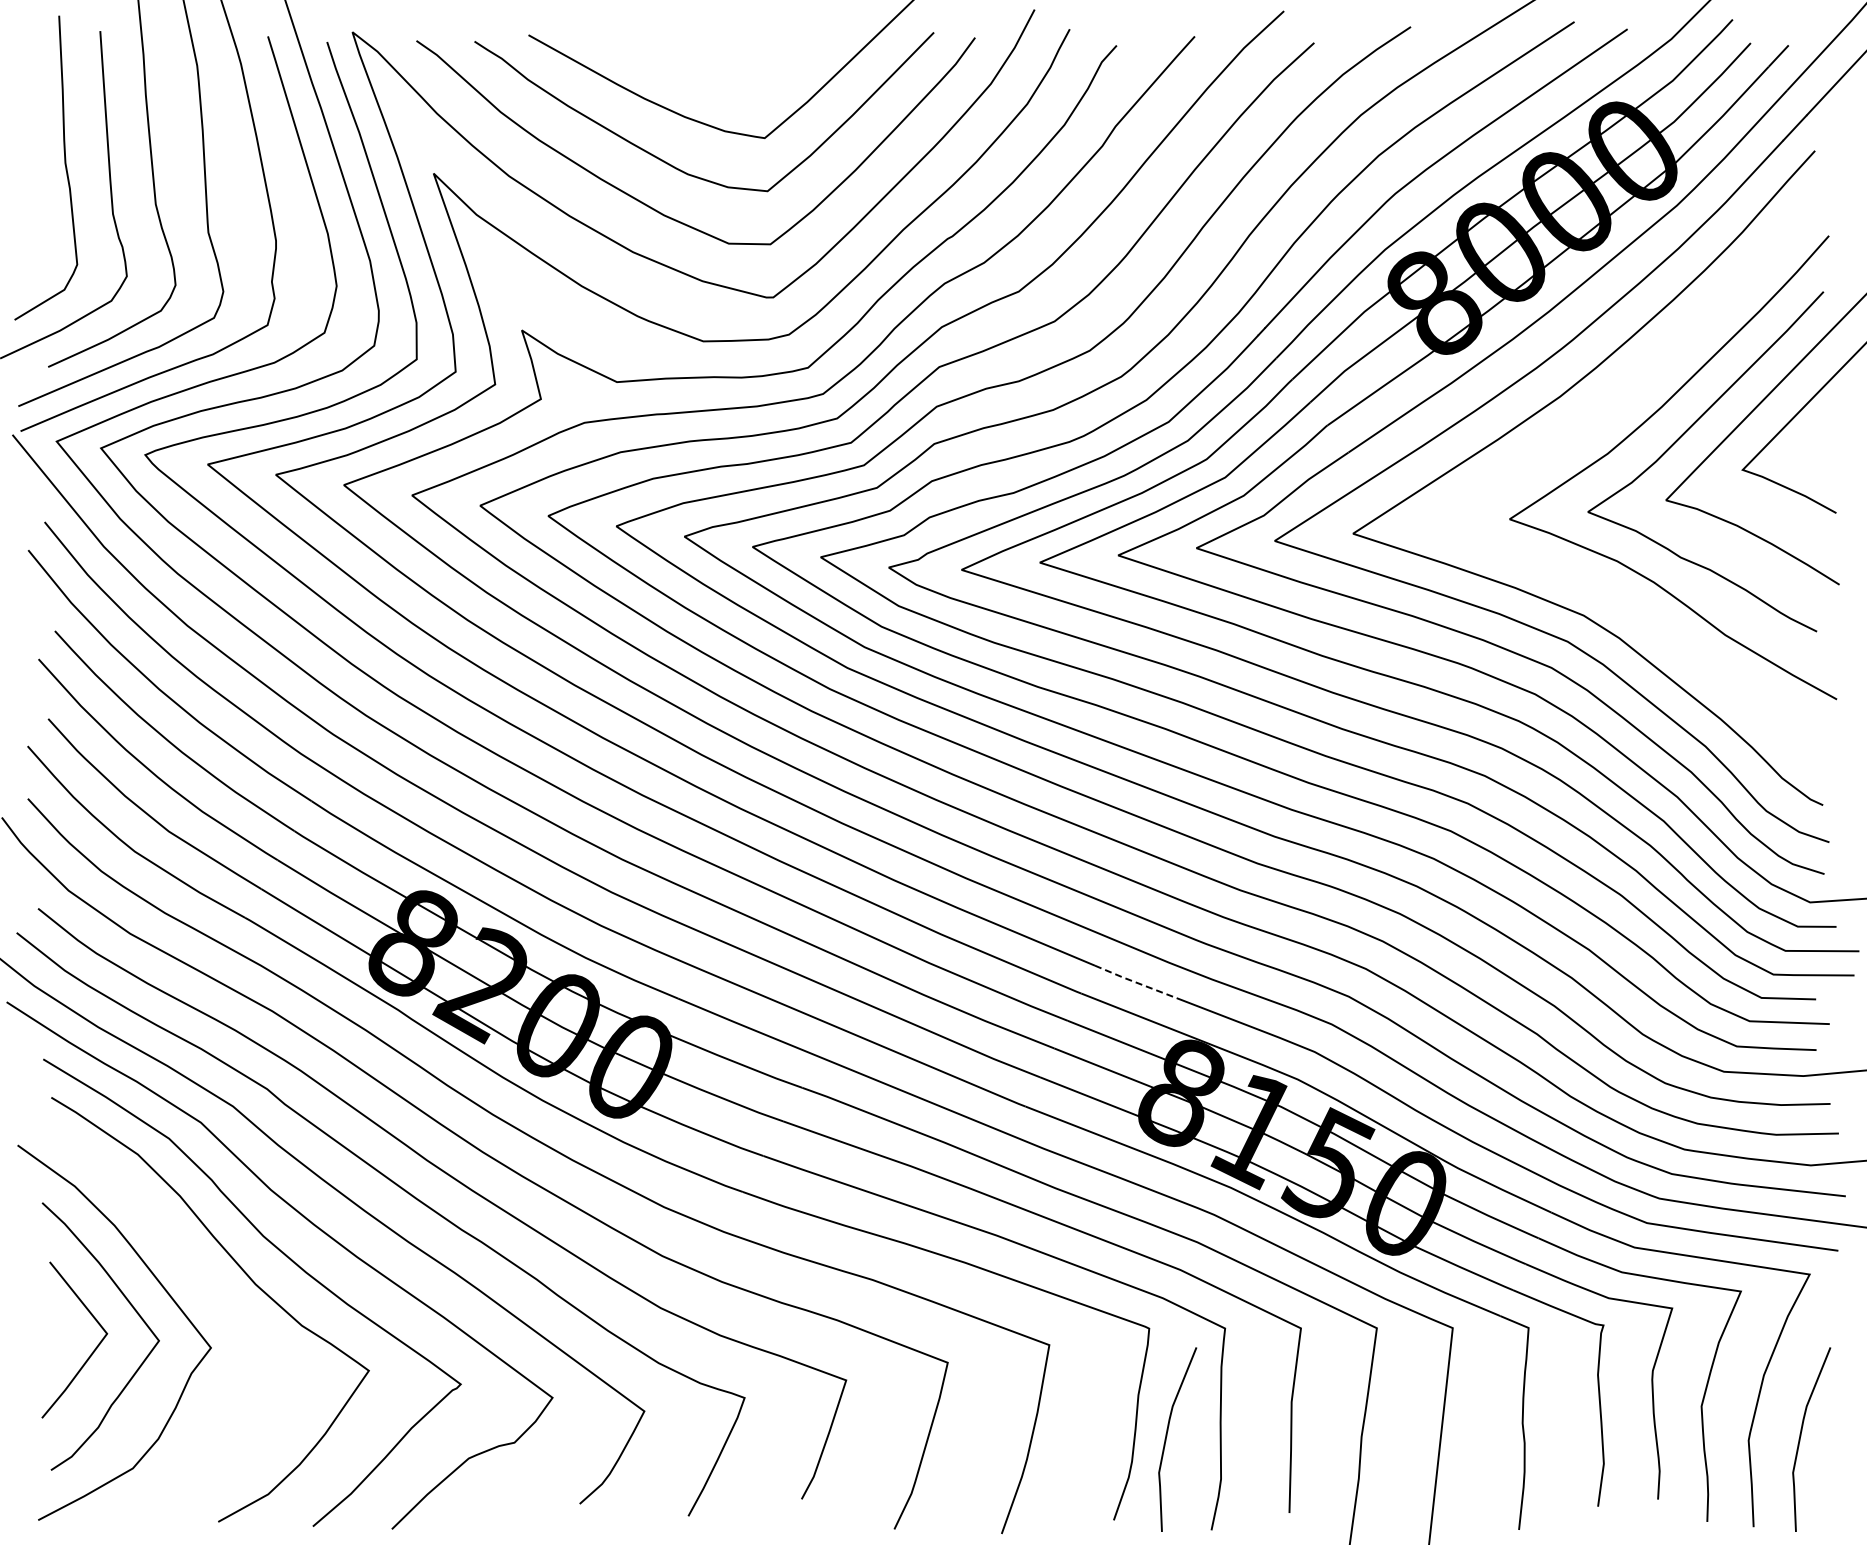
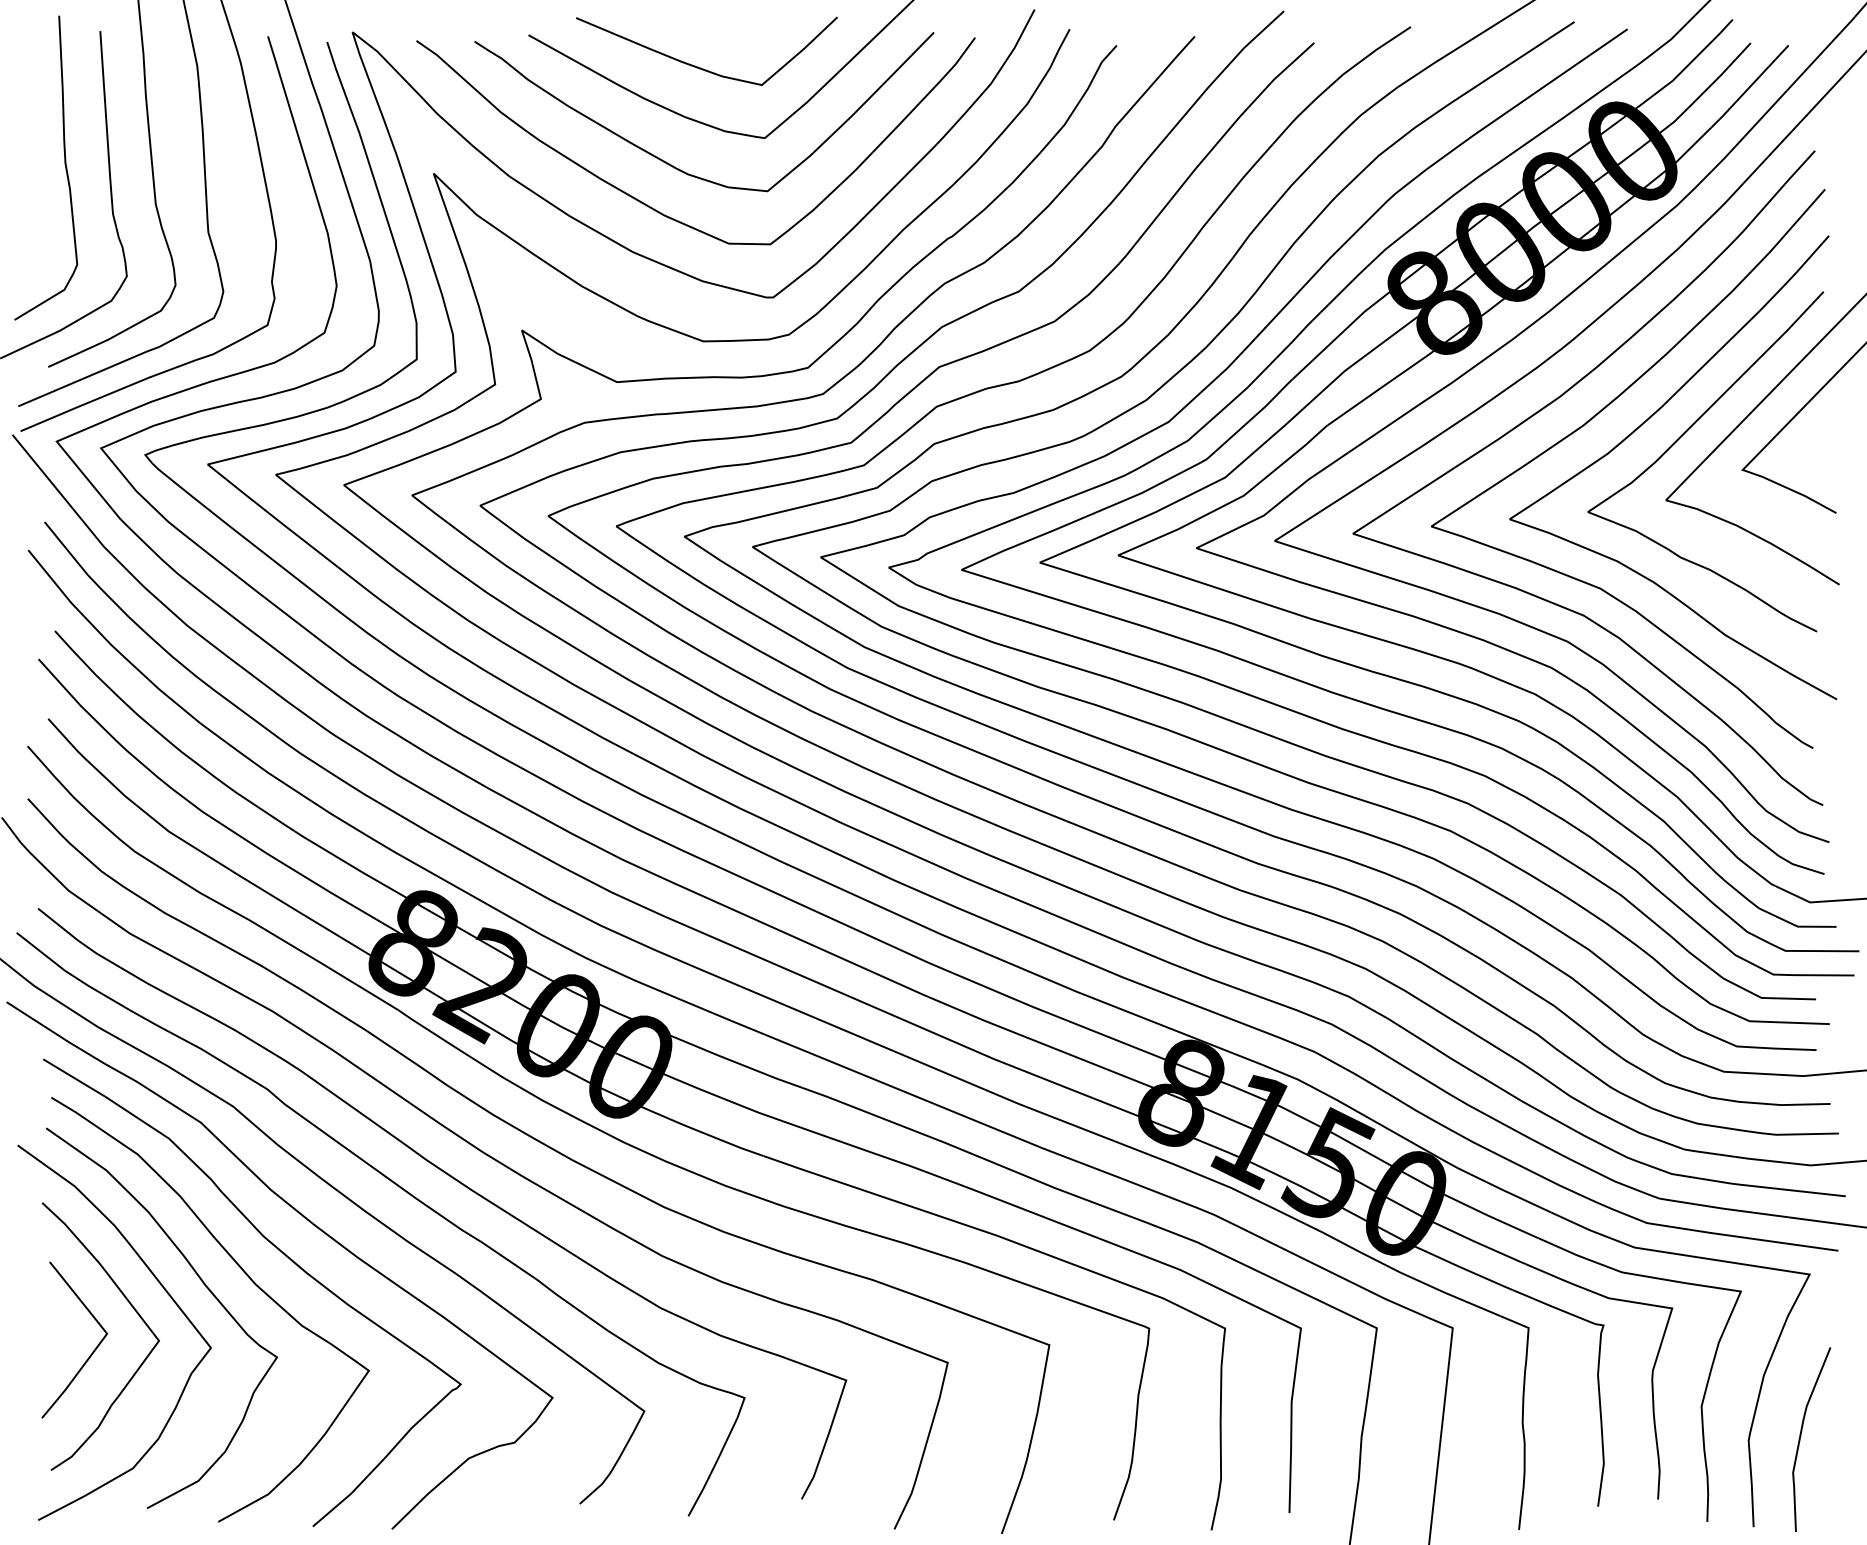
curve: none -> present (698, 66)
curve: none -> present (1591, 420)
line: dashed -> solid (1134, 982)
curve: none -> present (203, 1284)
curve: present -> none (1167, 1436)
